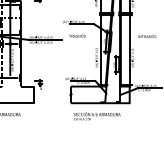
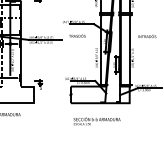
text position: (96, 116) -> (96, 121) (96, 121)
